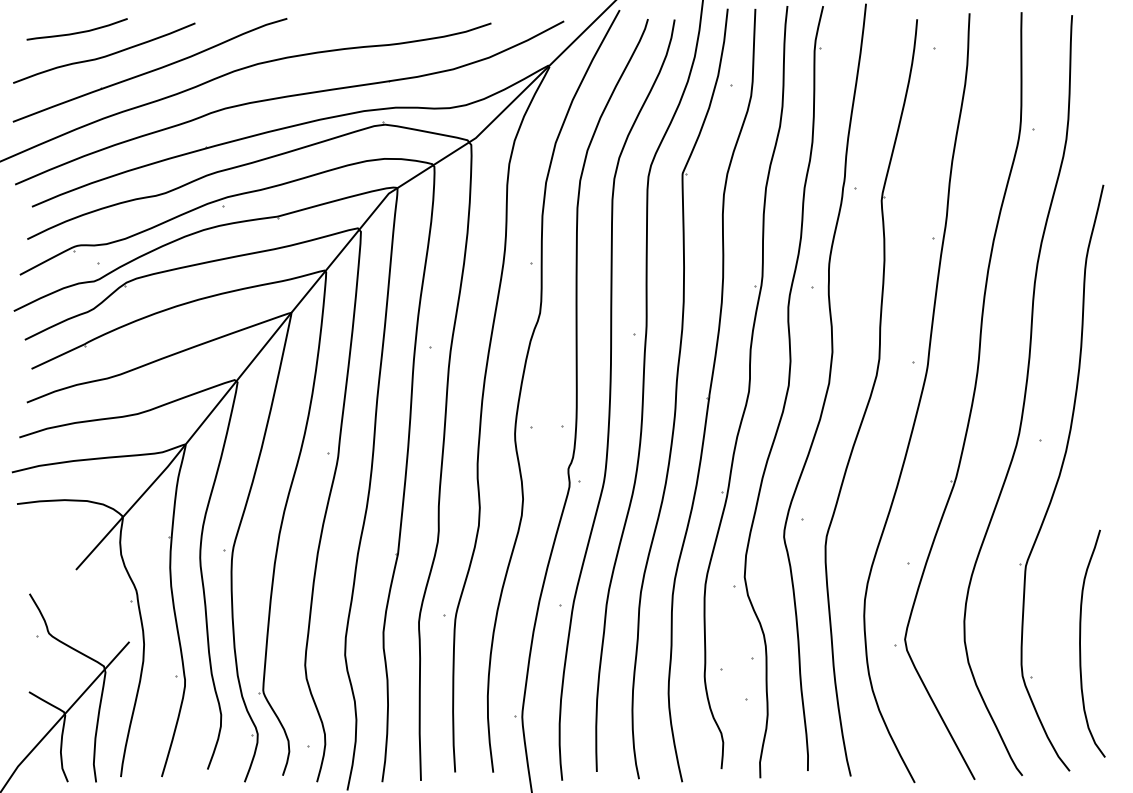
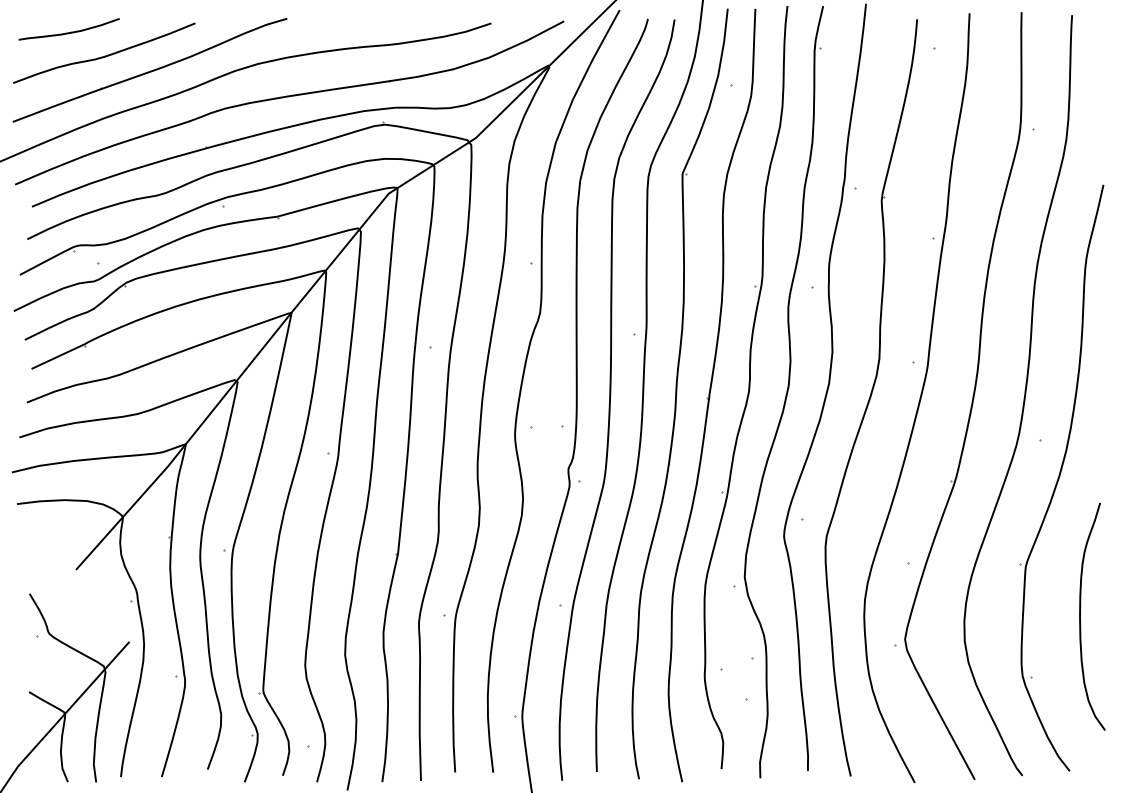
curve position: (76, 32) -> (68, 32) (68, 32)
curve position: (1080, 643) -> (1080, 616) (1080, 616)
